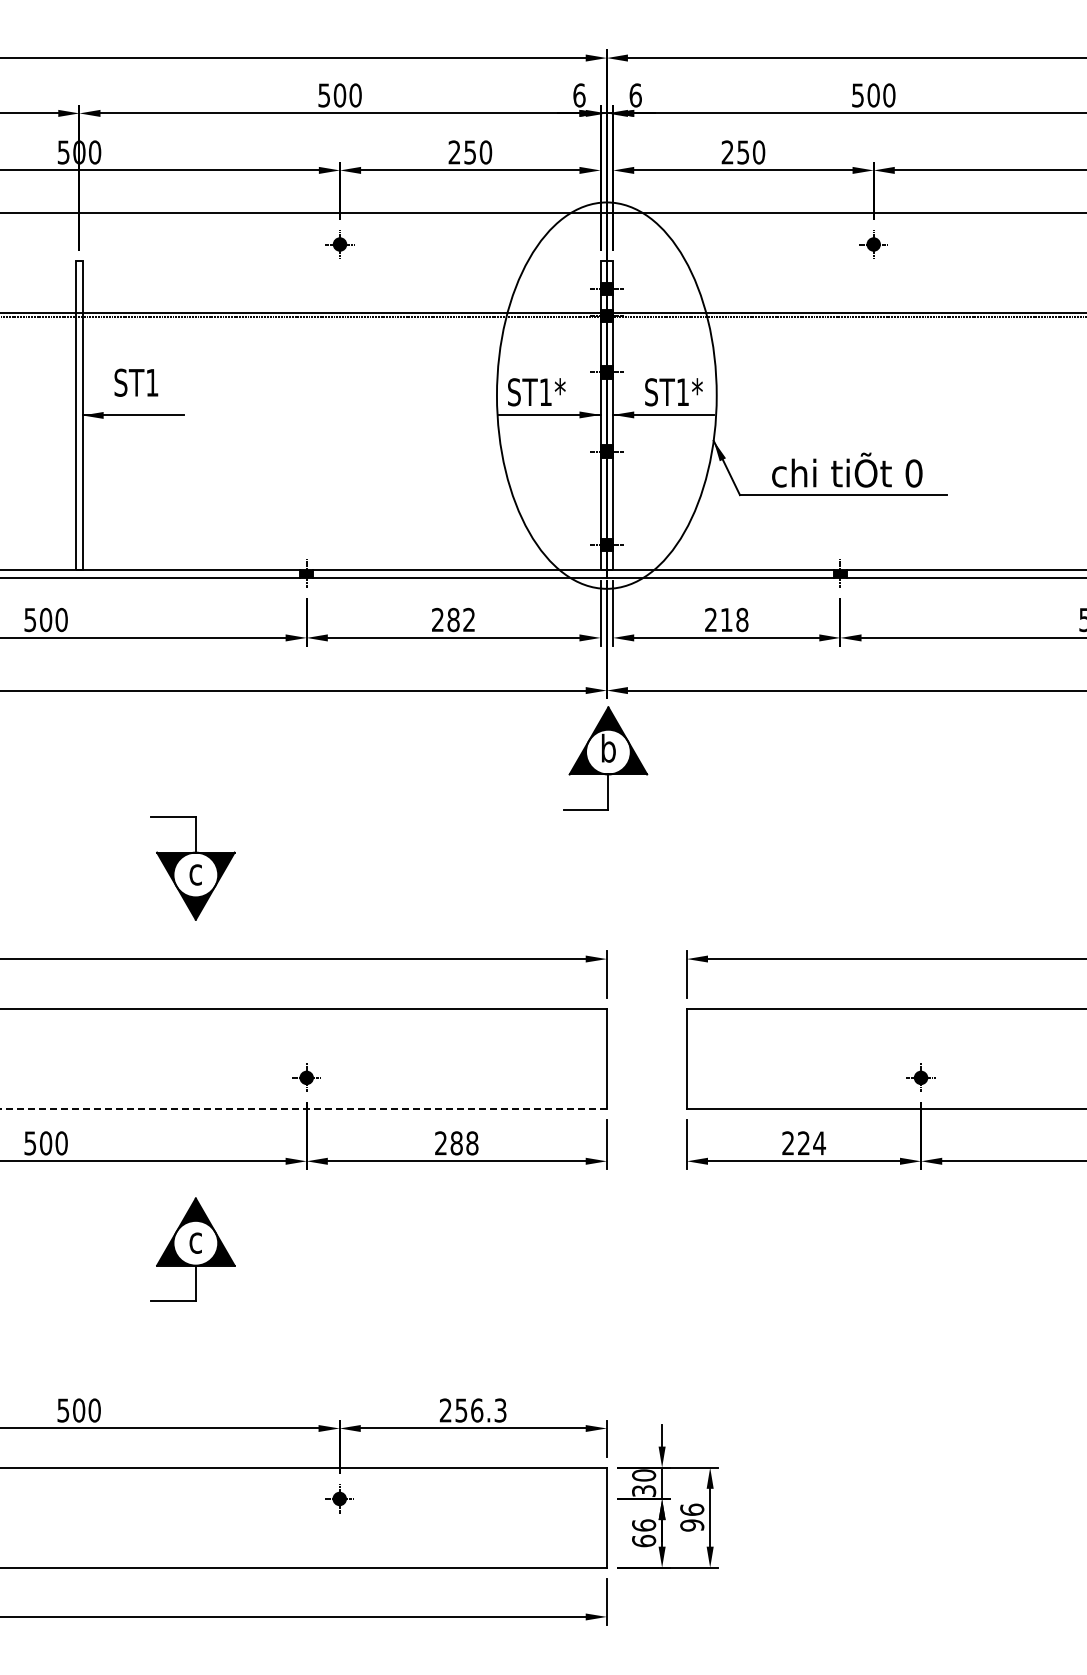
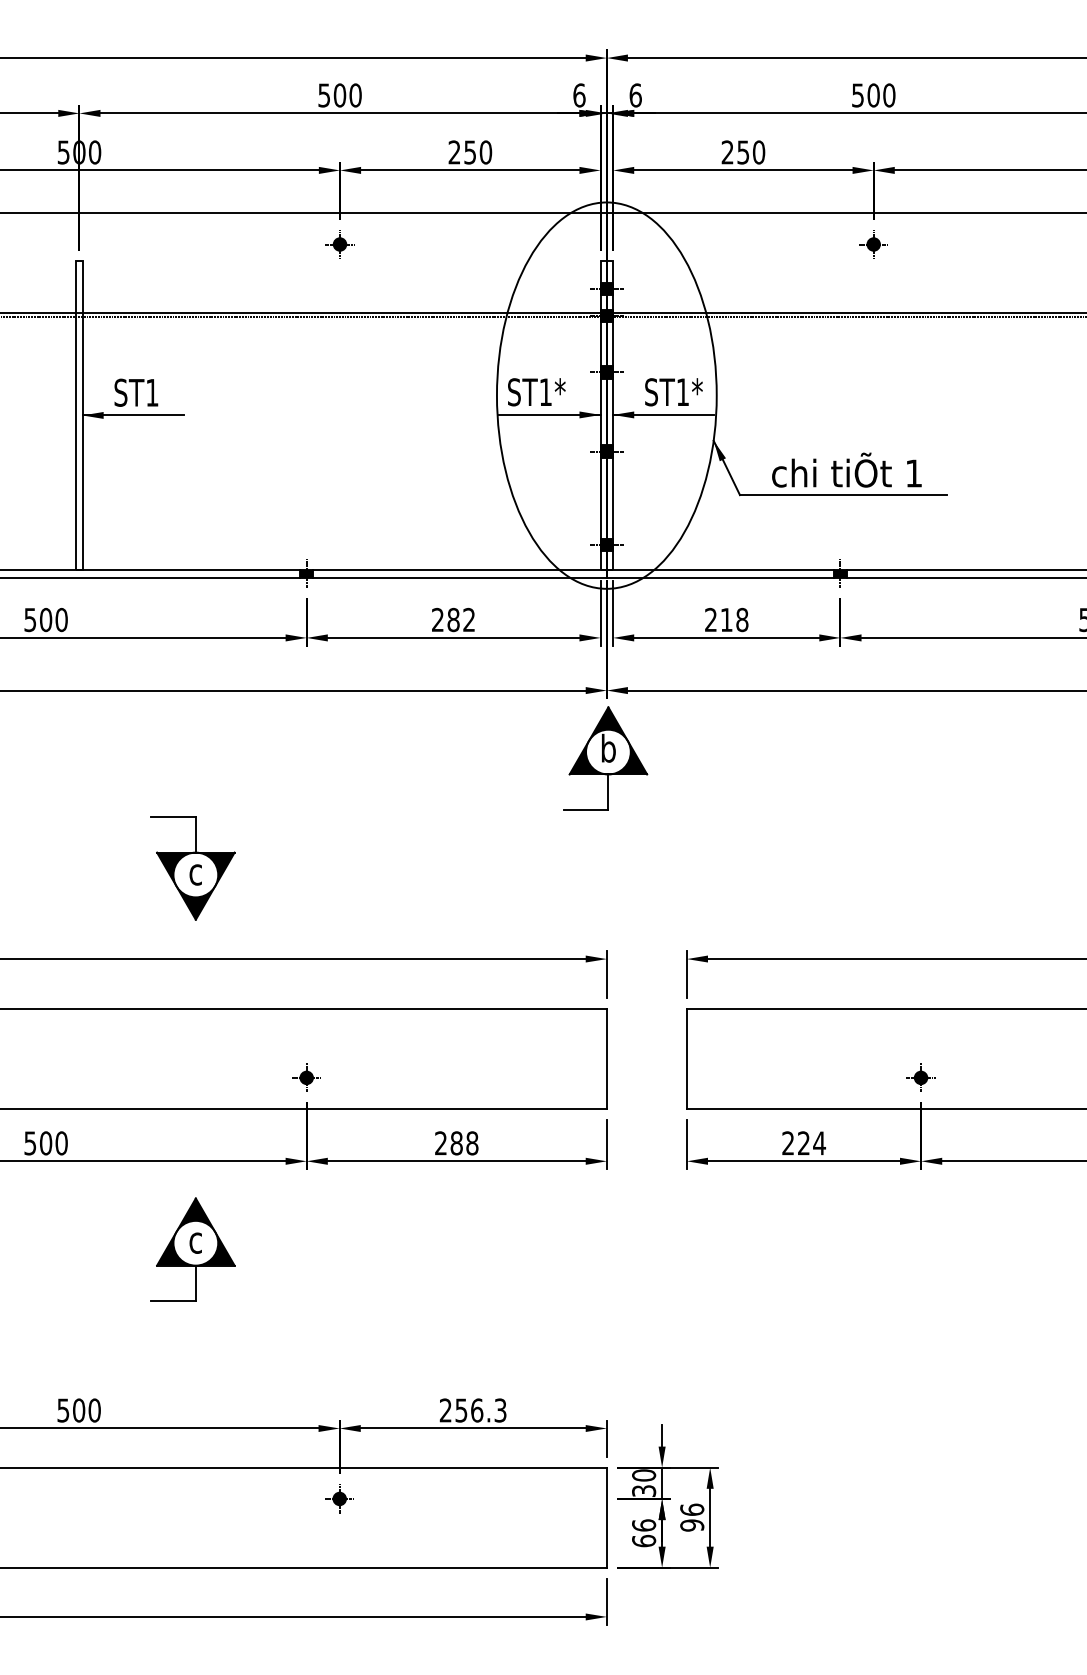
text position: (136, 382) -> (136, 392) (136, 392)
text: 0 -> 1 (913, 473)
line: dashed -> solid (303, 1109)
